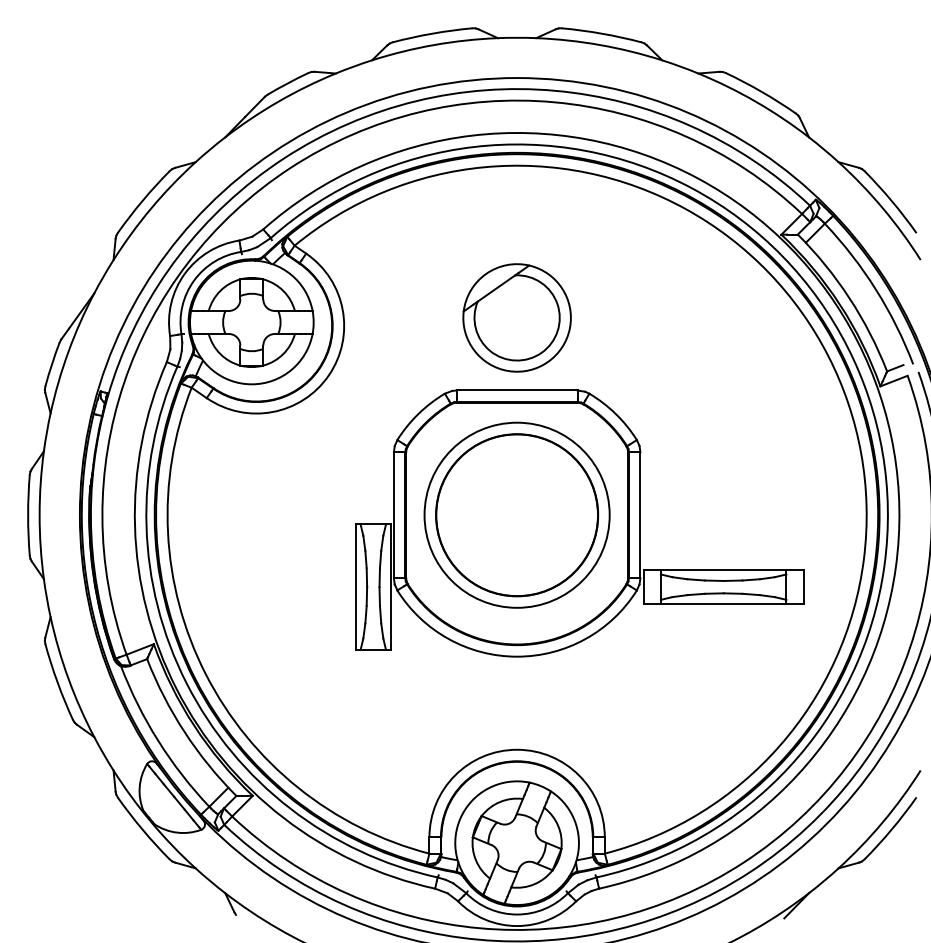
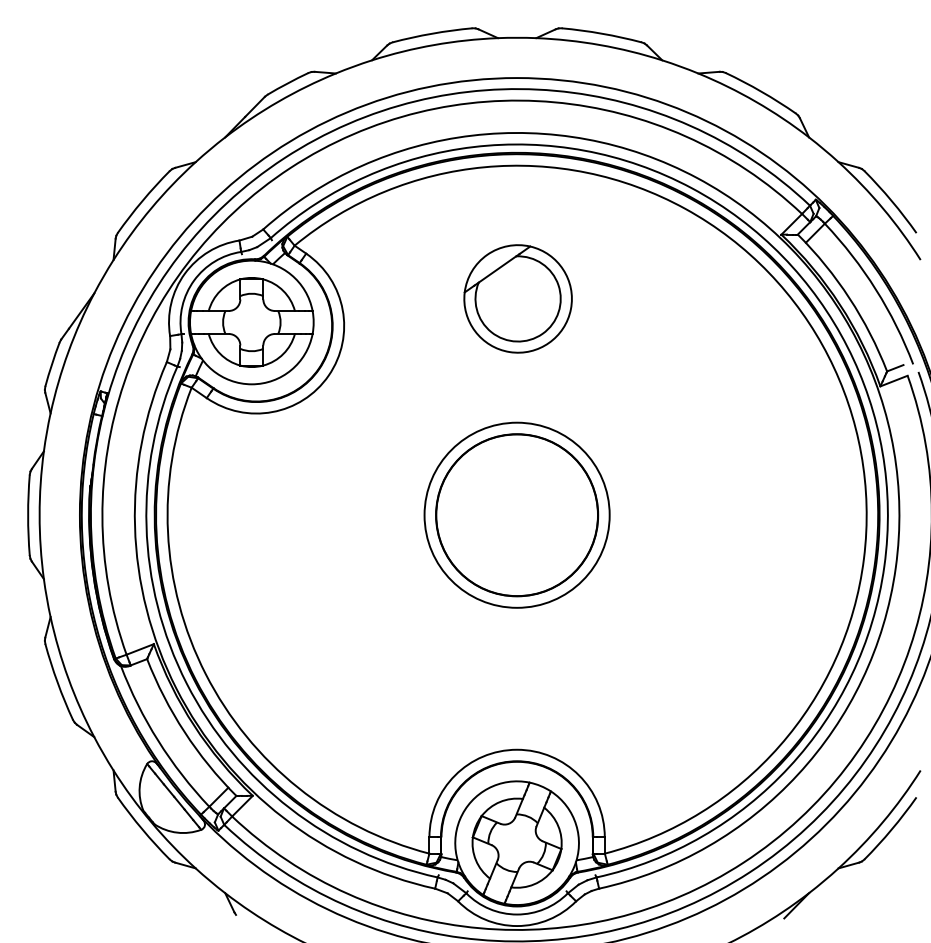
part position: (516, 317) -> (517, 298) (517, 298)
part: present -> none (579, 523)
